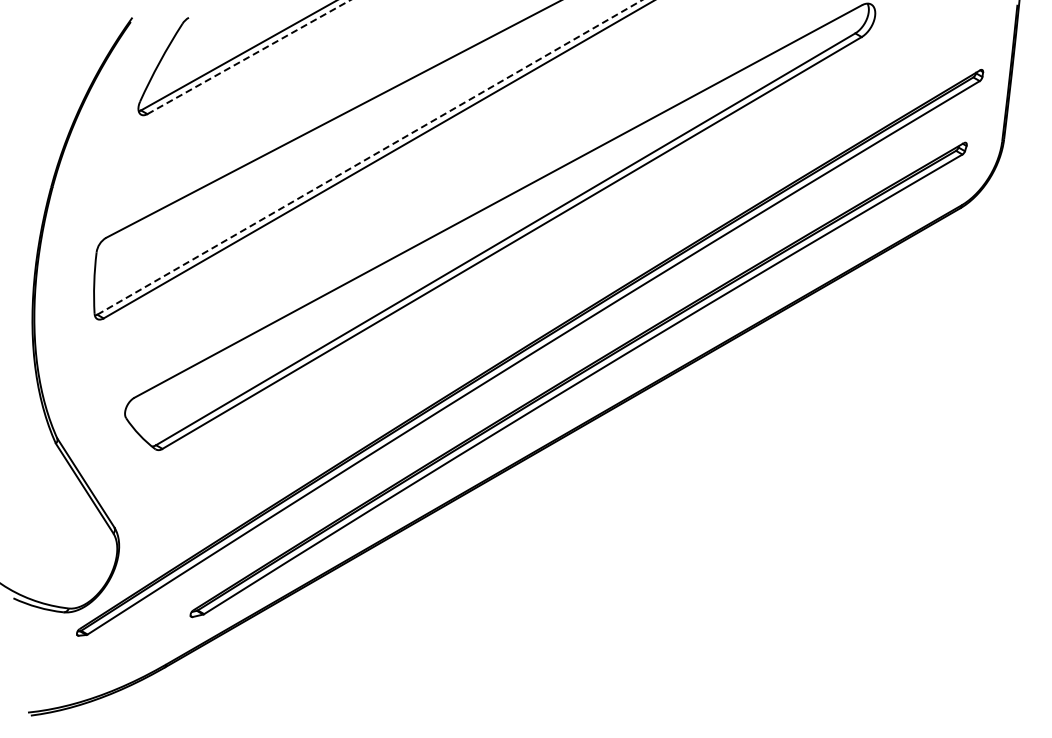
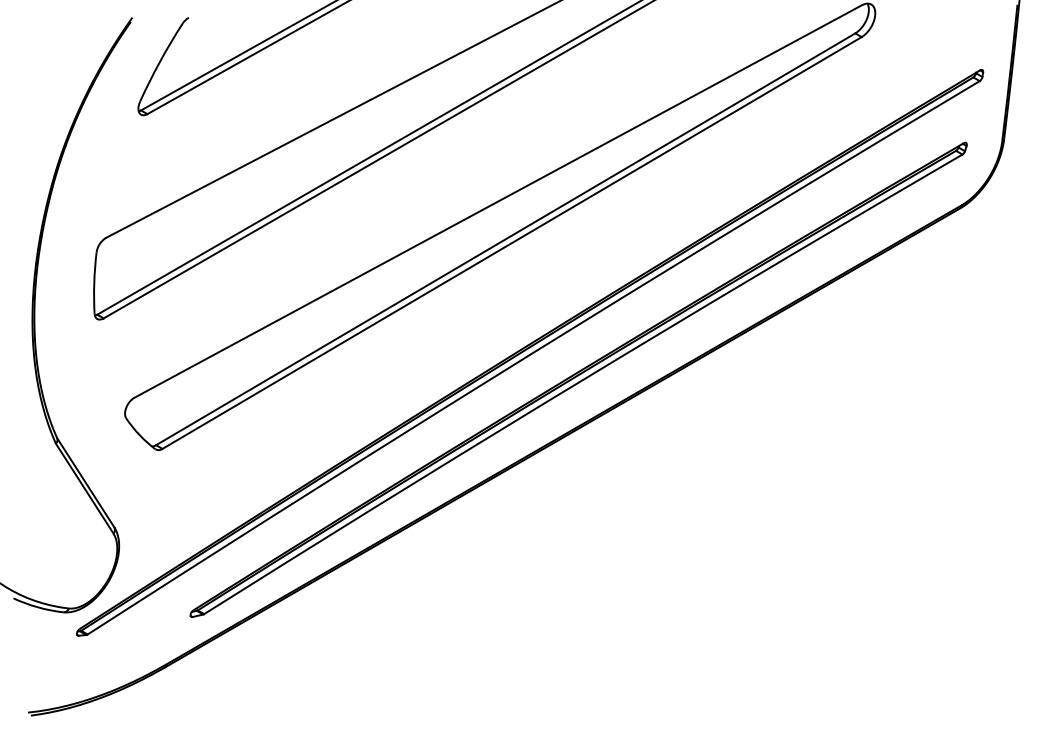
line: dashed -> solid (249, 56)
line: dashed -> solid (369, 157)
